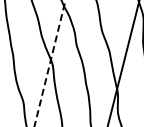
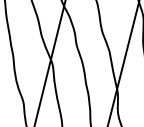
line: dashed -> solid (50, 63)
